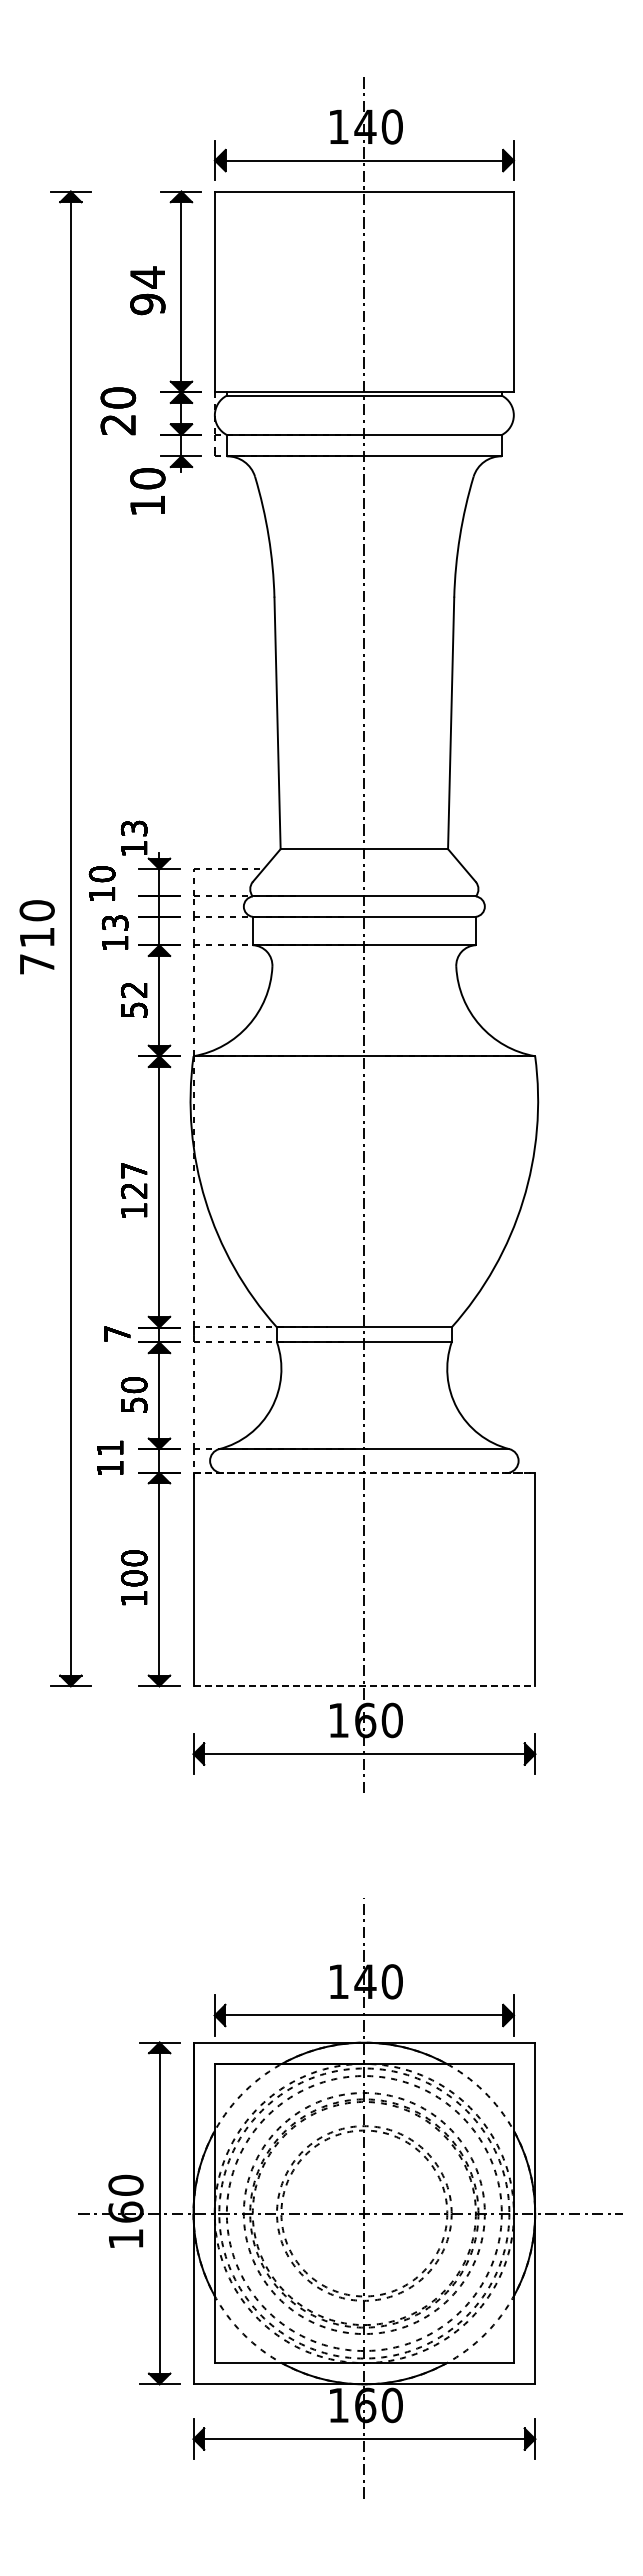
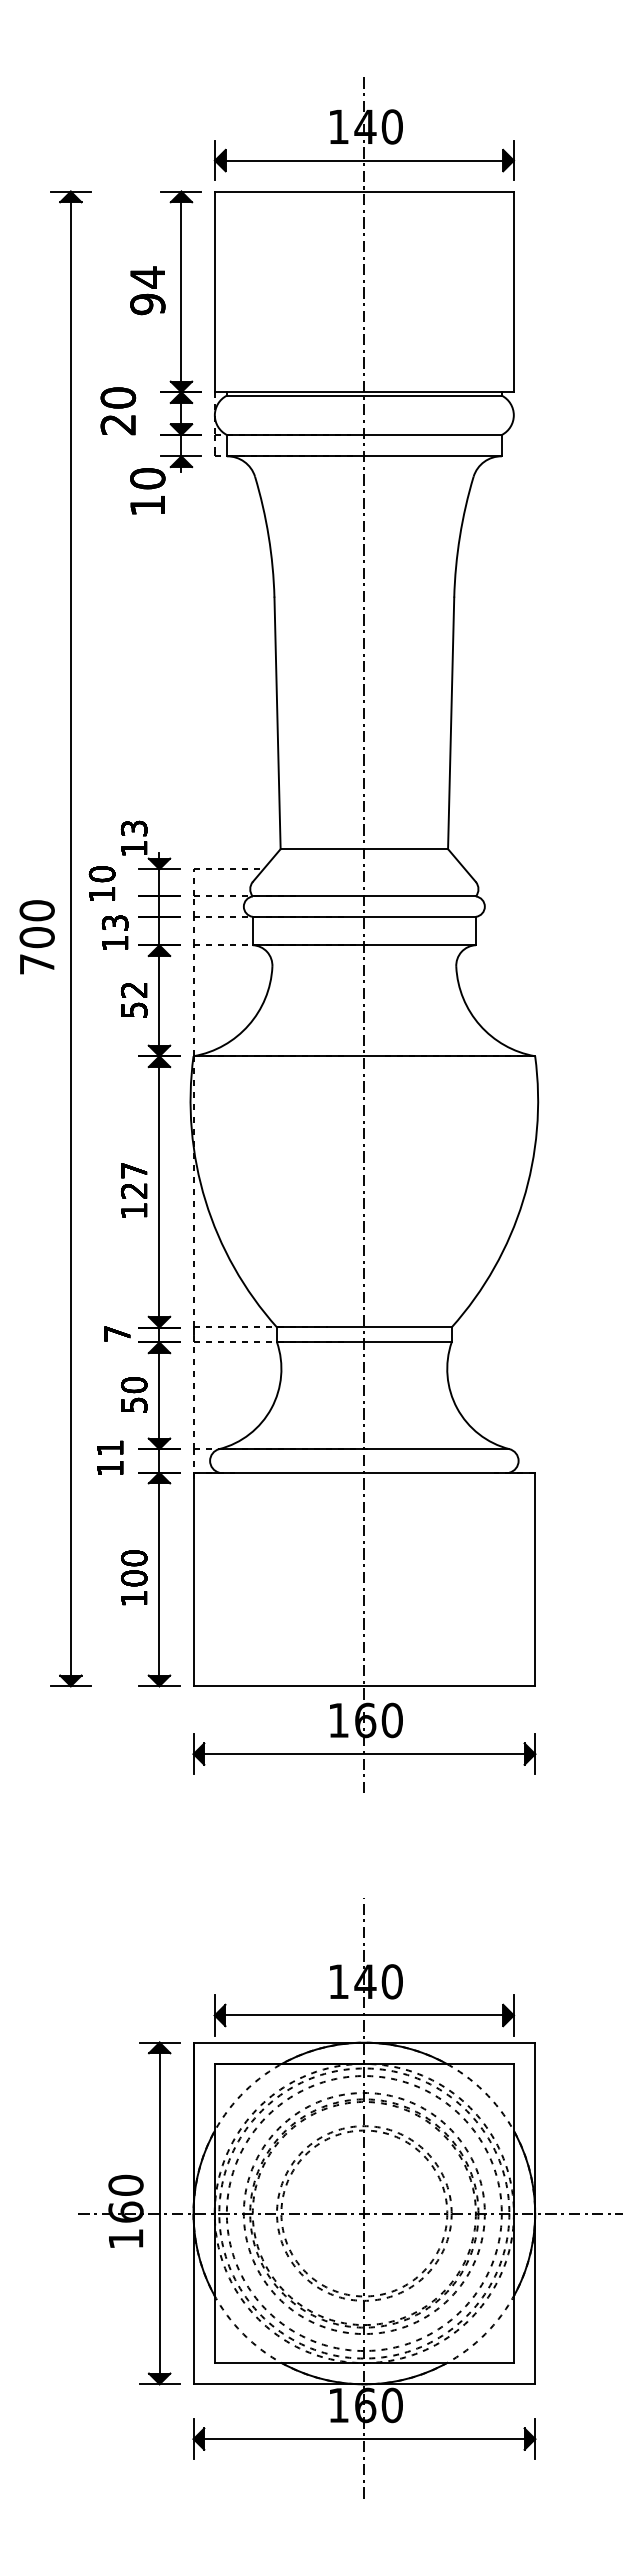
text: 710 -> 700 (36, 937)
line: dashed -> solid (364, 1472)
line: dashed -> solid (364, 1686)
